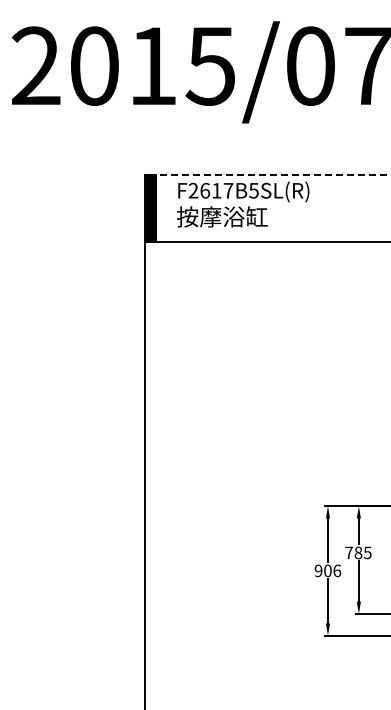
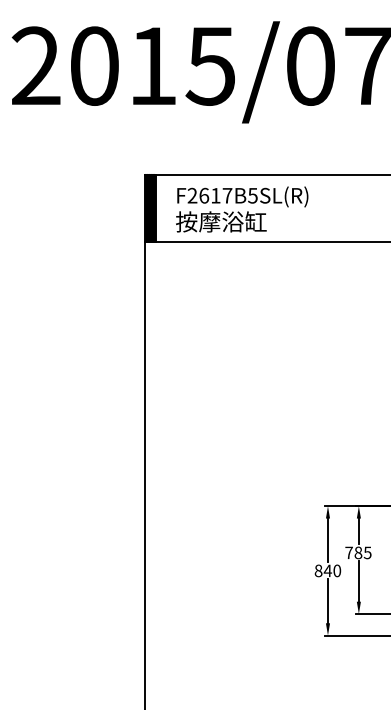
line: dashed -> solid (268, 174)
text position: (243, 204) -> (242, 209) (242, 209)
text: 906 -> 840 (327, 570)
